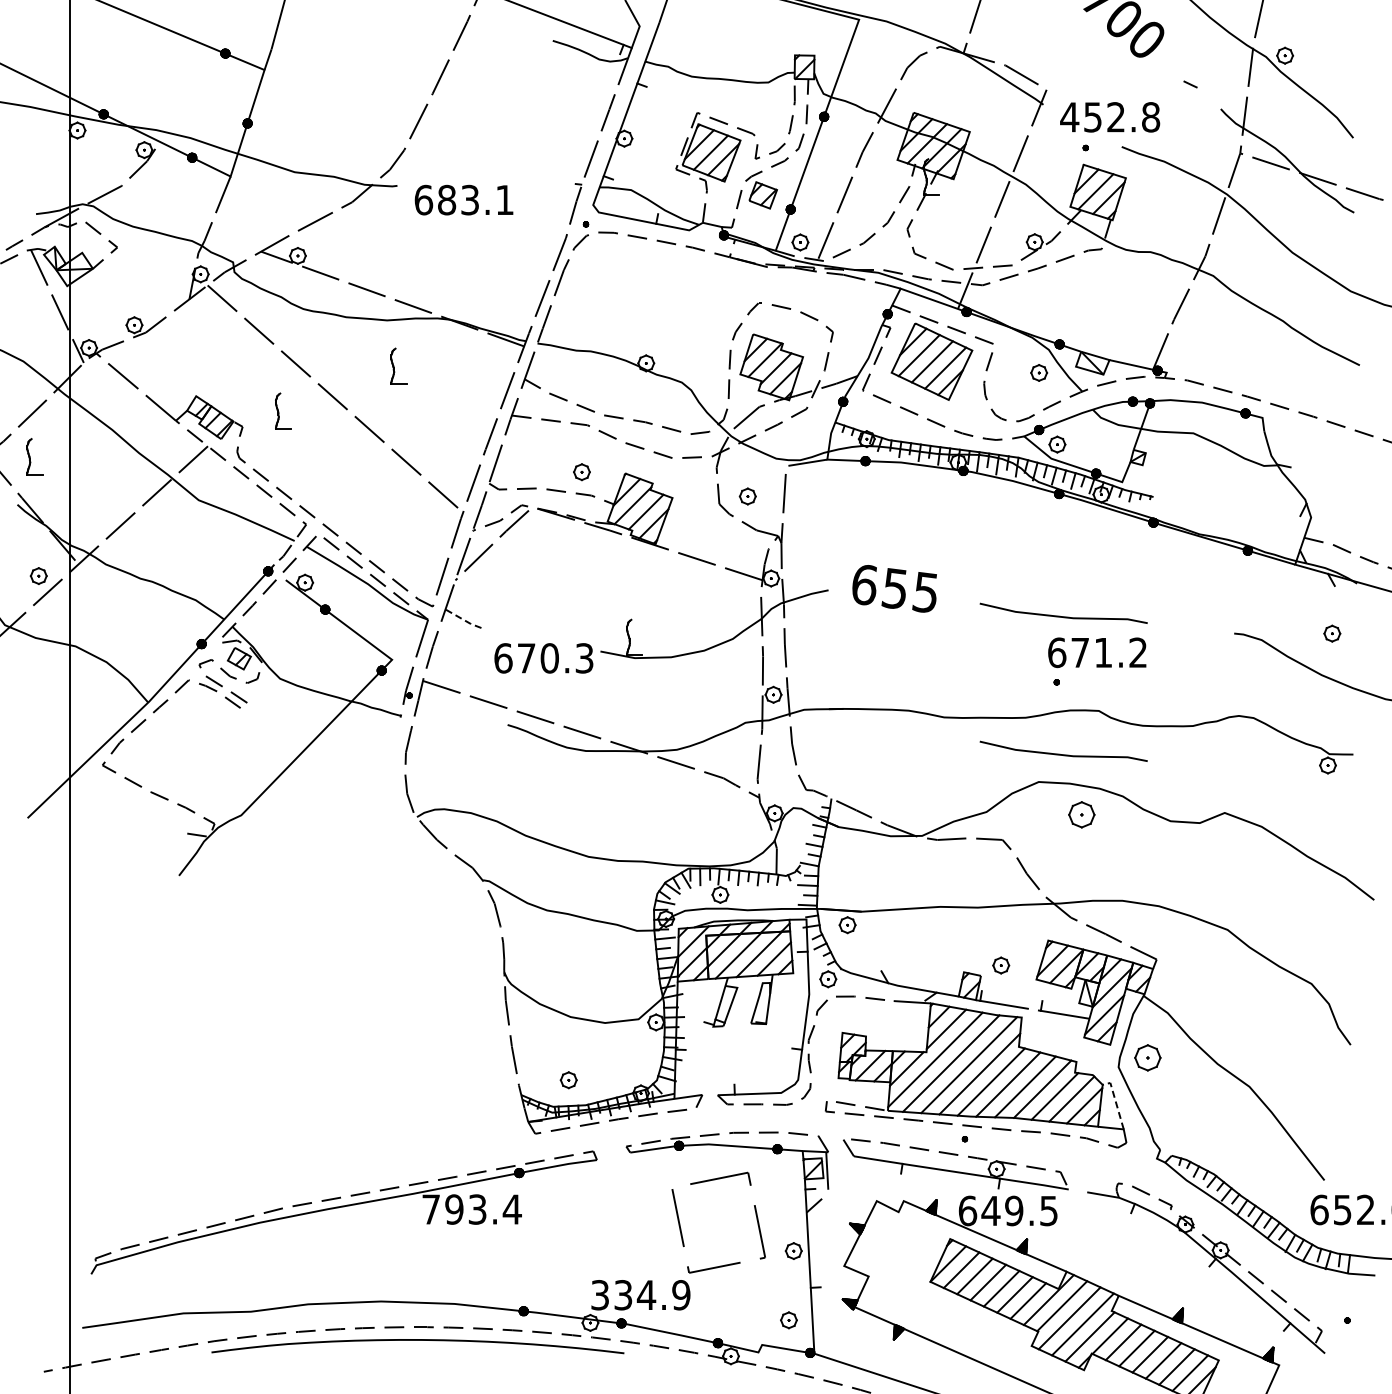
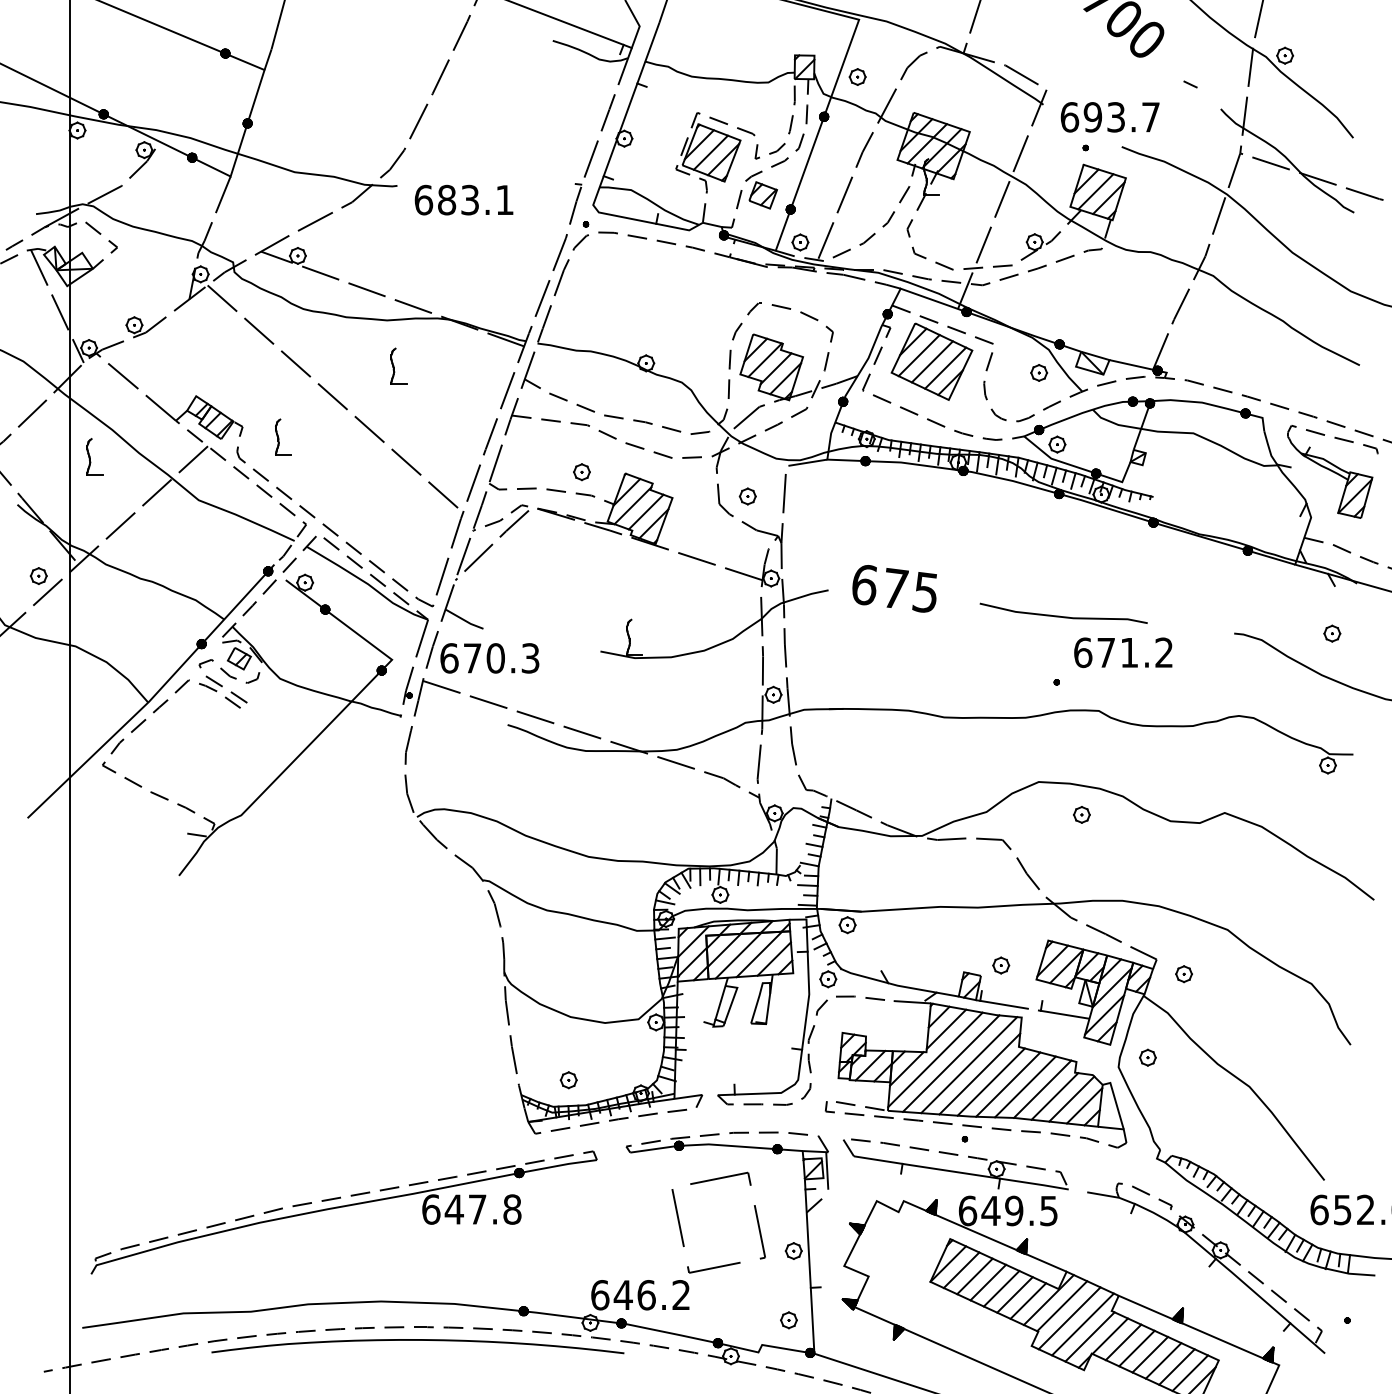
part: none -> present (857, 76)
text: 452.8 -> 693.7 (1110, 117)
part position: (283, 410) -> (283, 436) (283, 436)
part position: (34, 456) -> (94, 456) (94, 456)
part: none -> present (1332, 471)
text: 655 -> 675 (894, 588)
line: dashed -> solid (464, 620)
text position: (1097, 652) -> (1123, 652) (1123, 652)
text position: (543, 658) -> (489, 658) (489, 658)
line: present -> none (1063, 754)
part size: 28x28 px -> 18x18 px (1081, 814)
part: none -> present (1183, 974)
part size: 28x28 px -> 18x19 px (1147, 1057)
line: dashed -> solid (1115, 1101)
text: 793.4 -> 647.8 (471, 1209)
text: 334.9 -> 646.2 (640, 1295)
